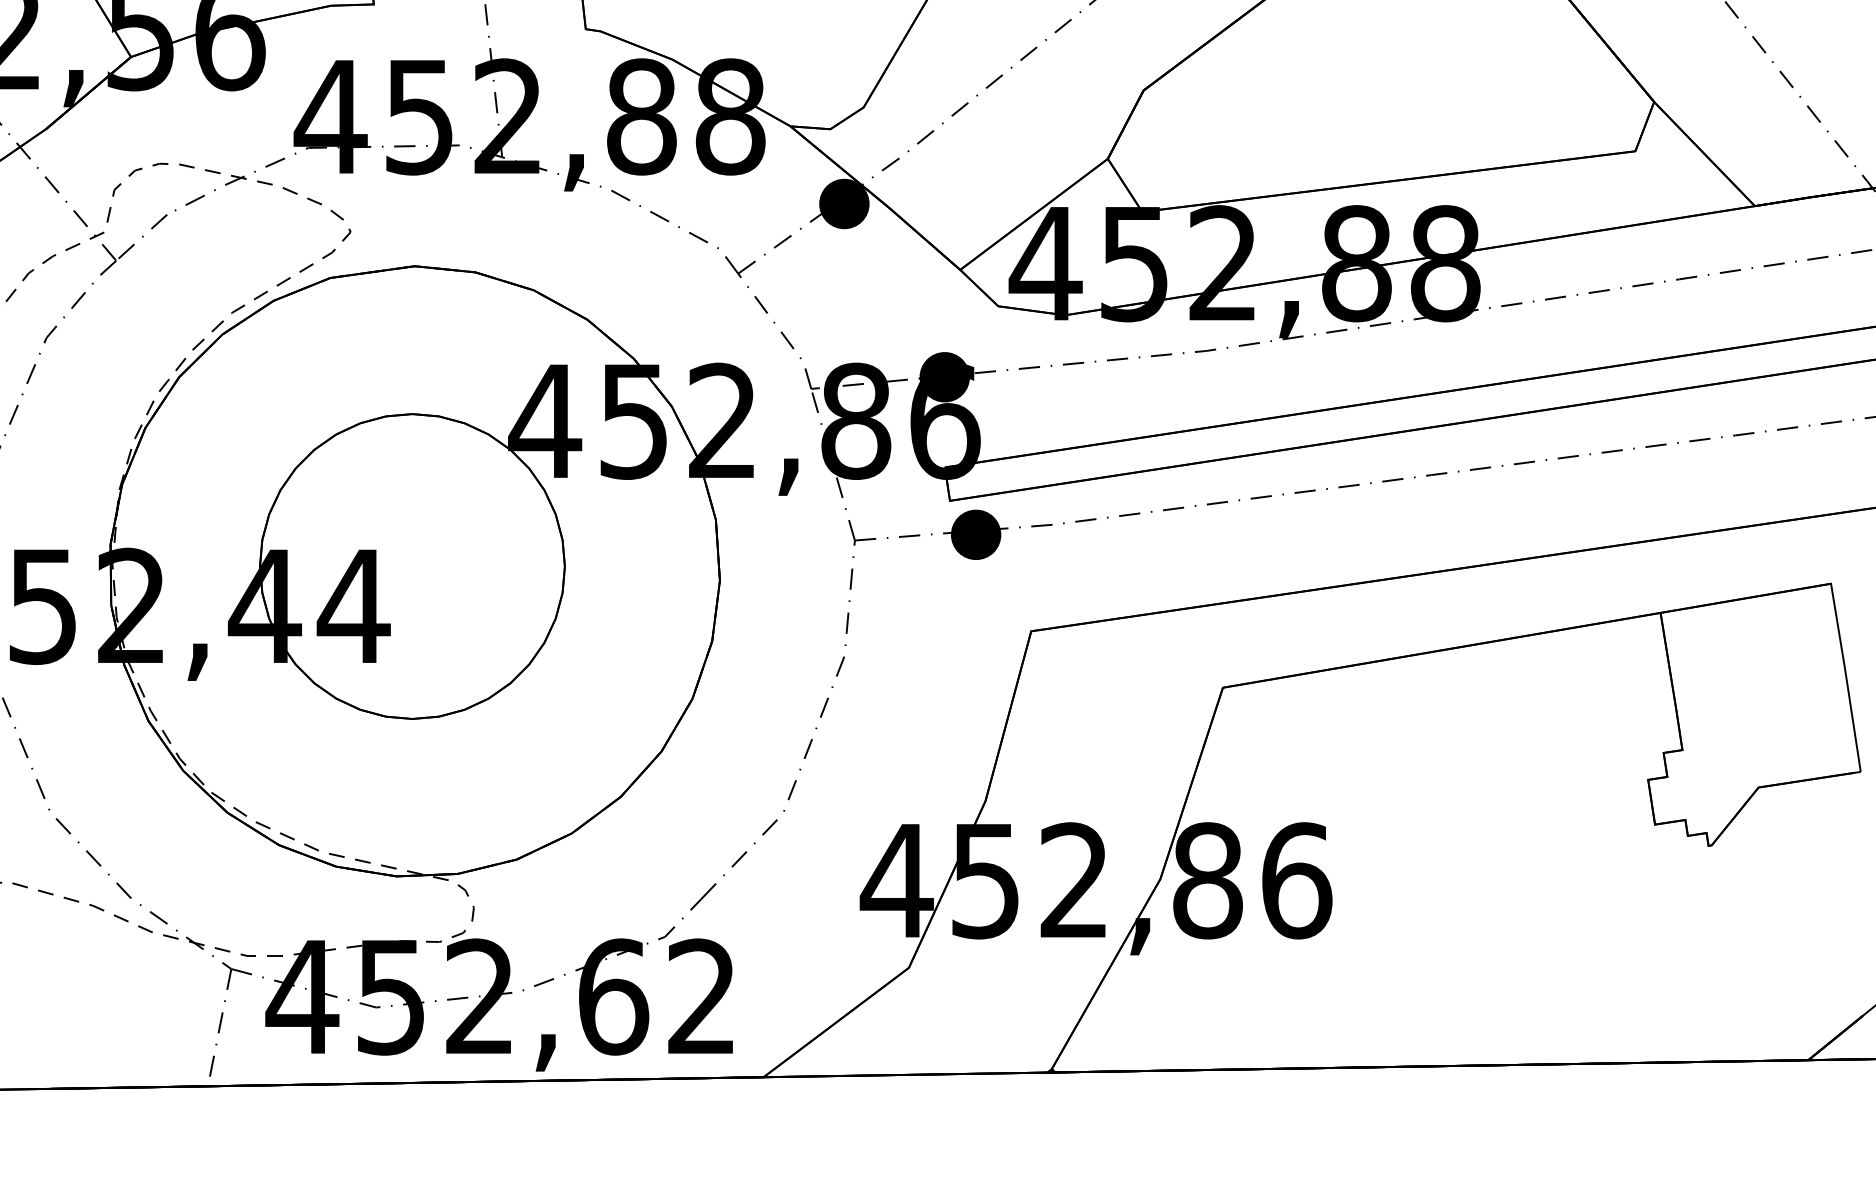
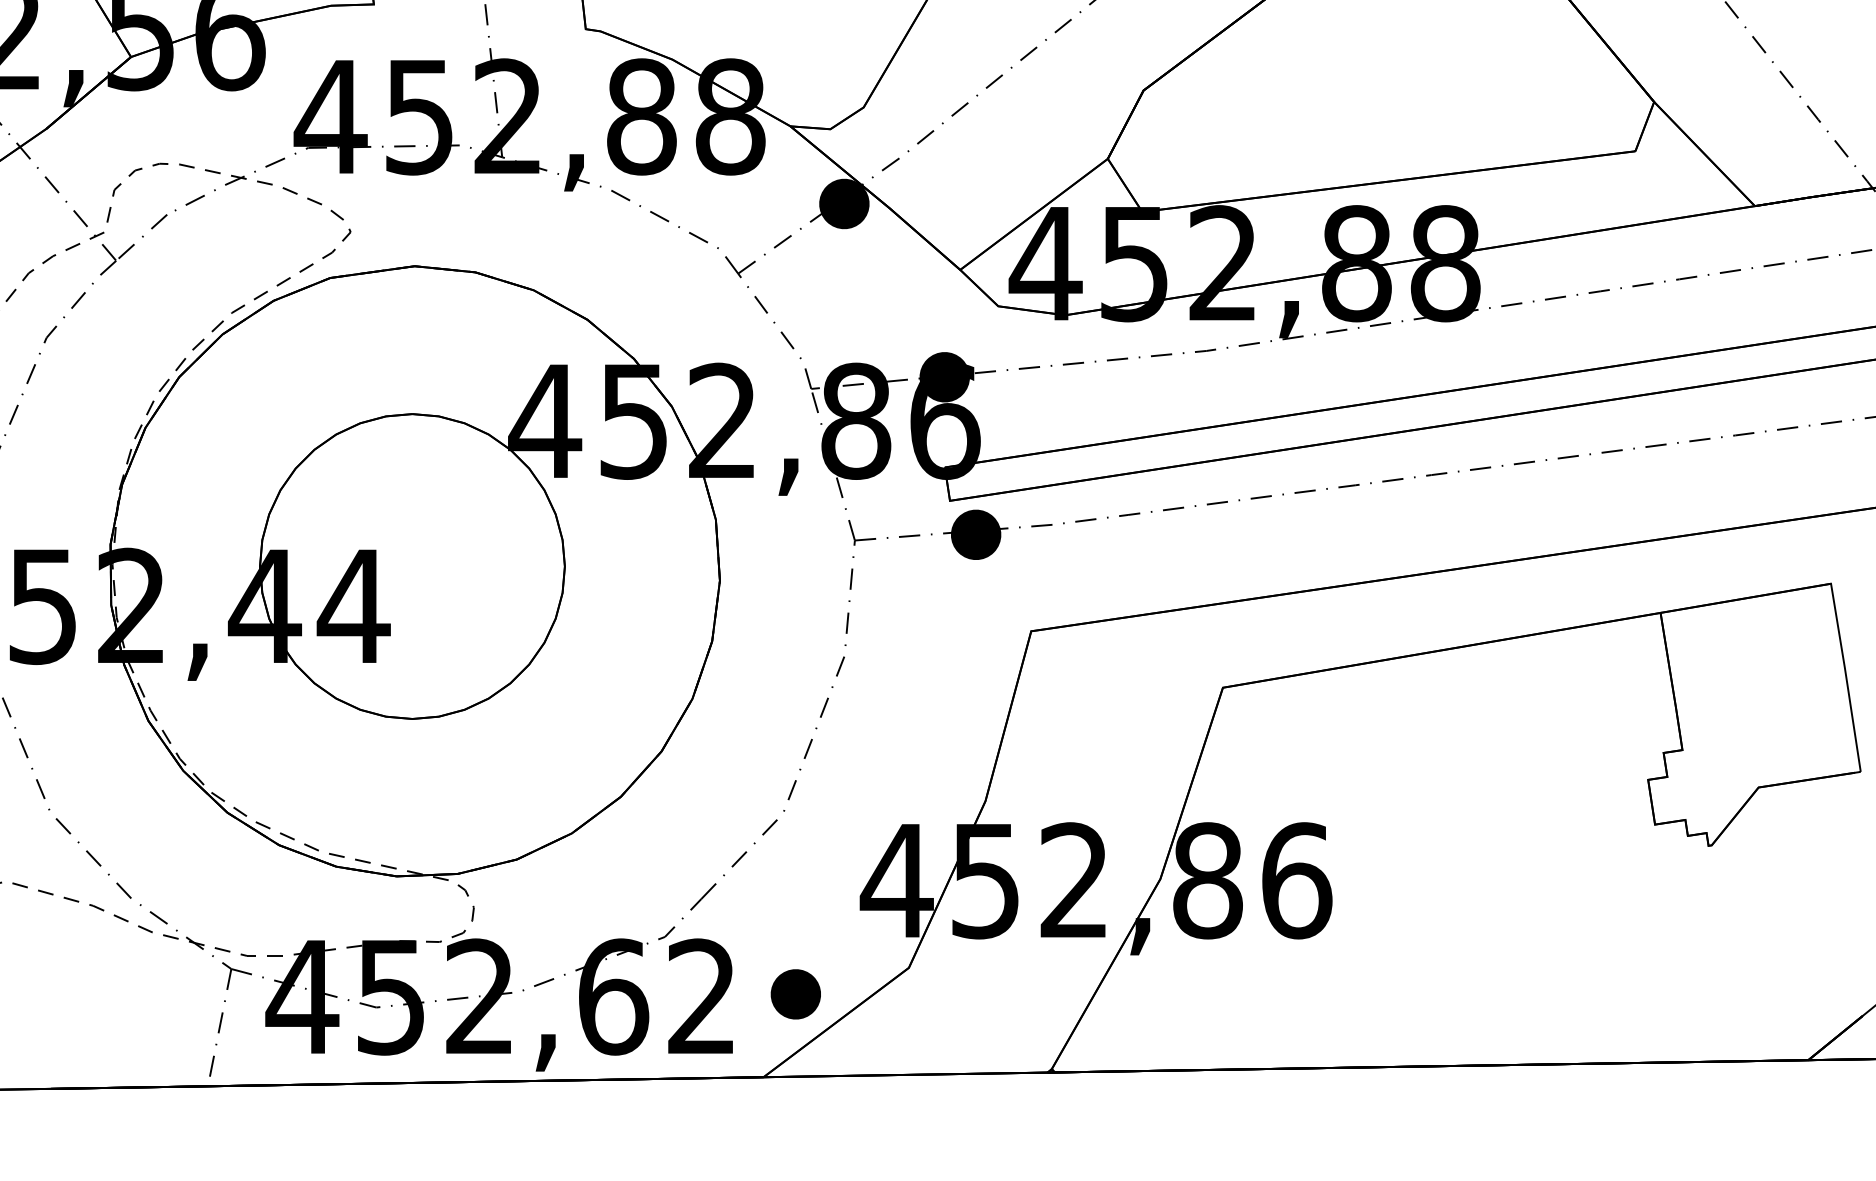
part: none -> present (795, 994)
